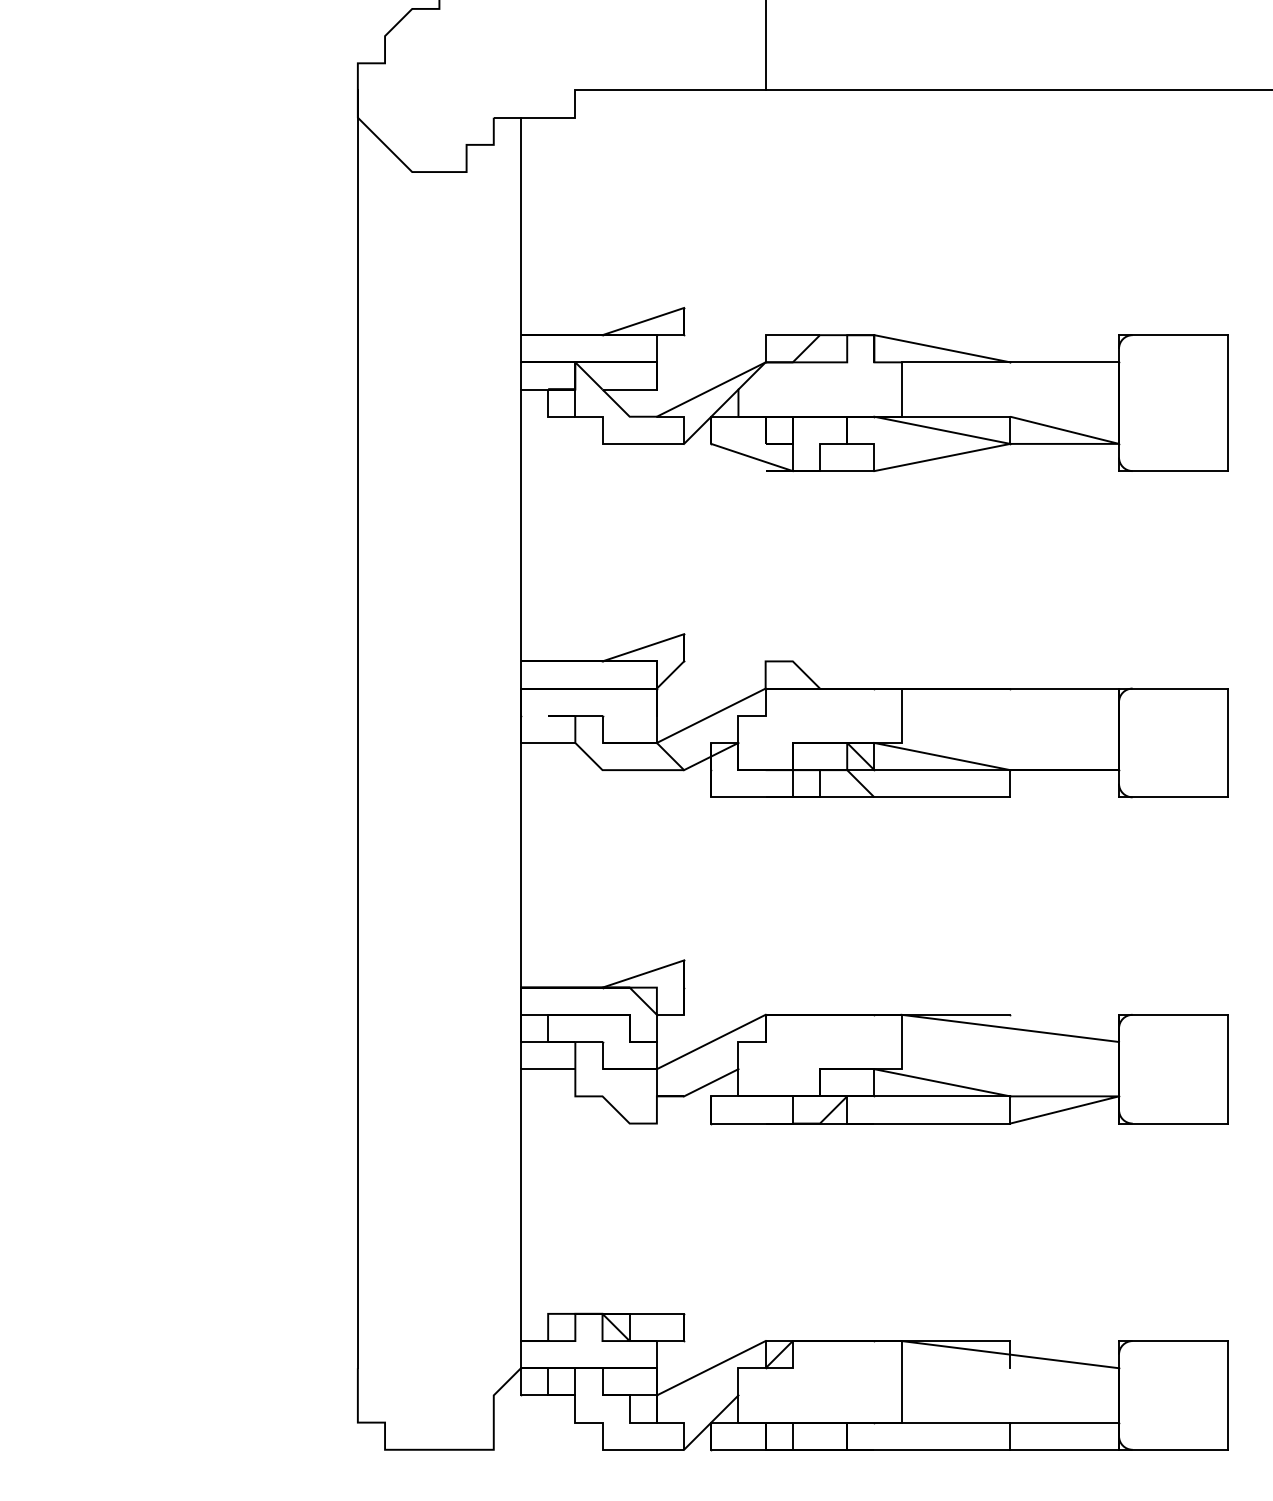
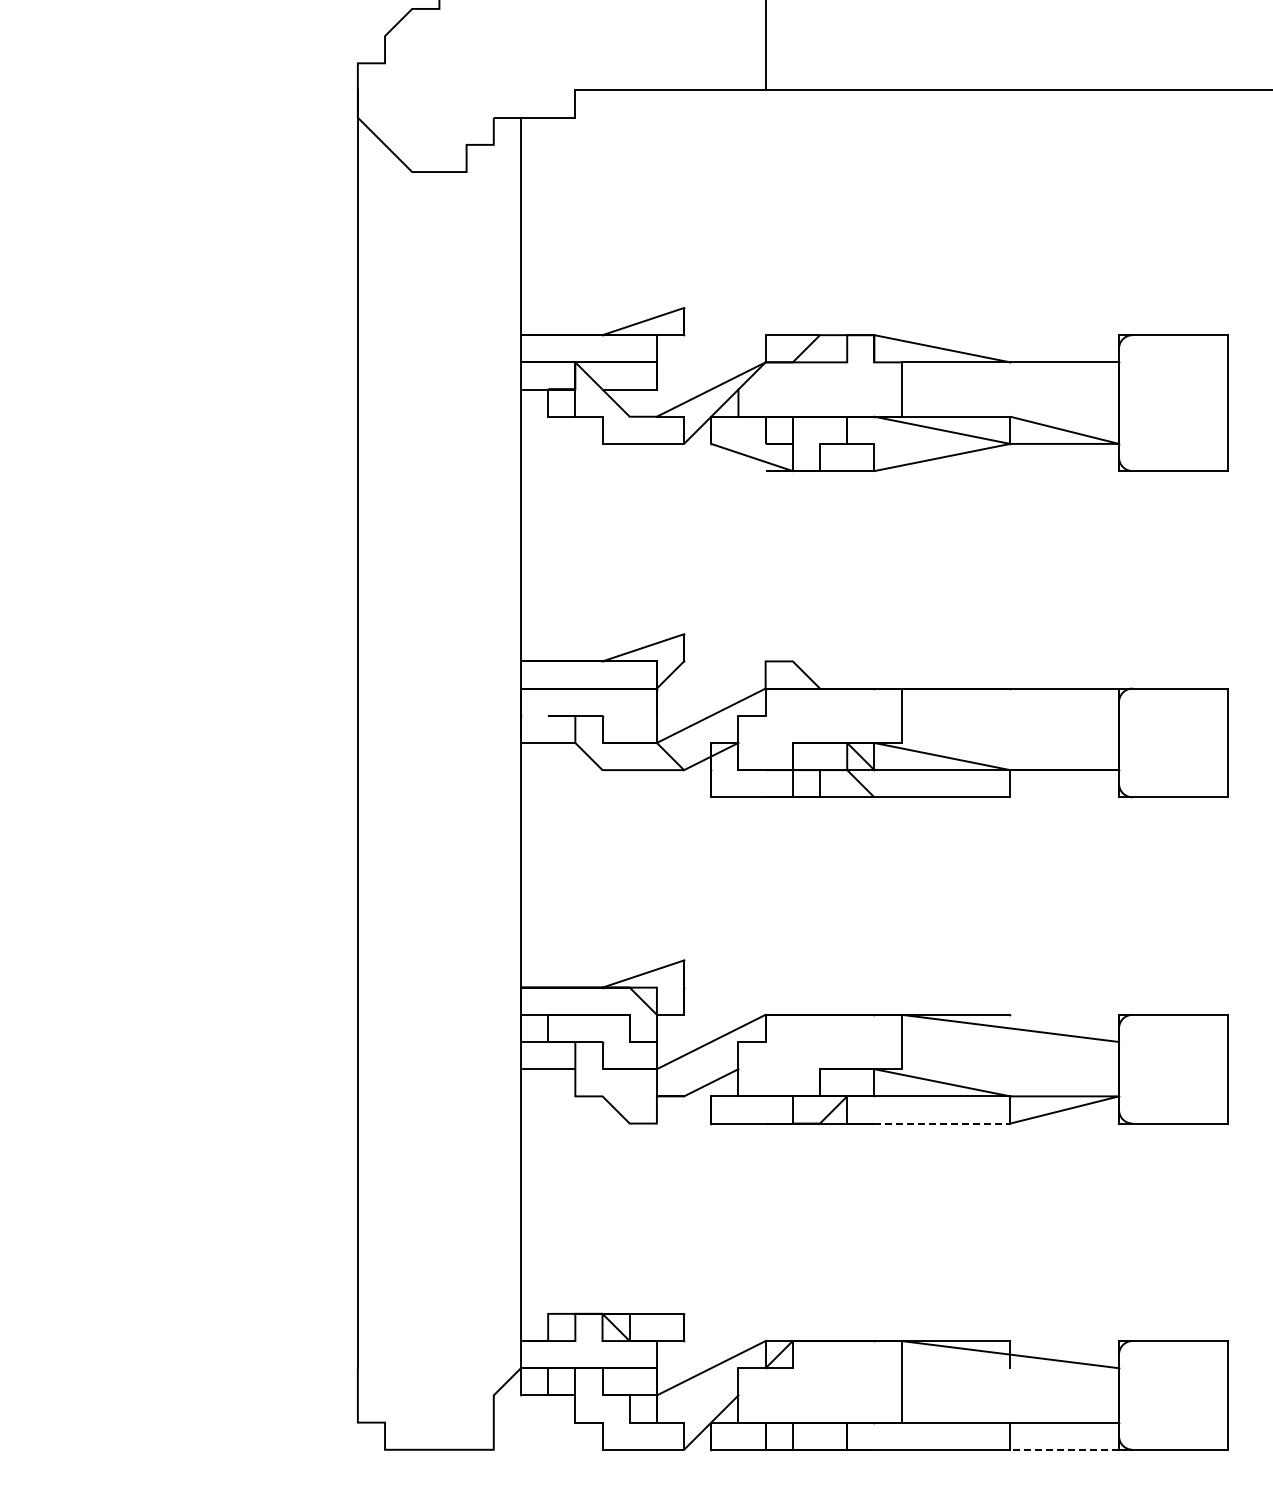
line: solid -> dashed (942, 1123)
line: solid -> dashed (1064, 1449)
